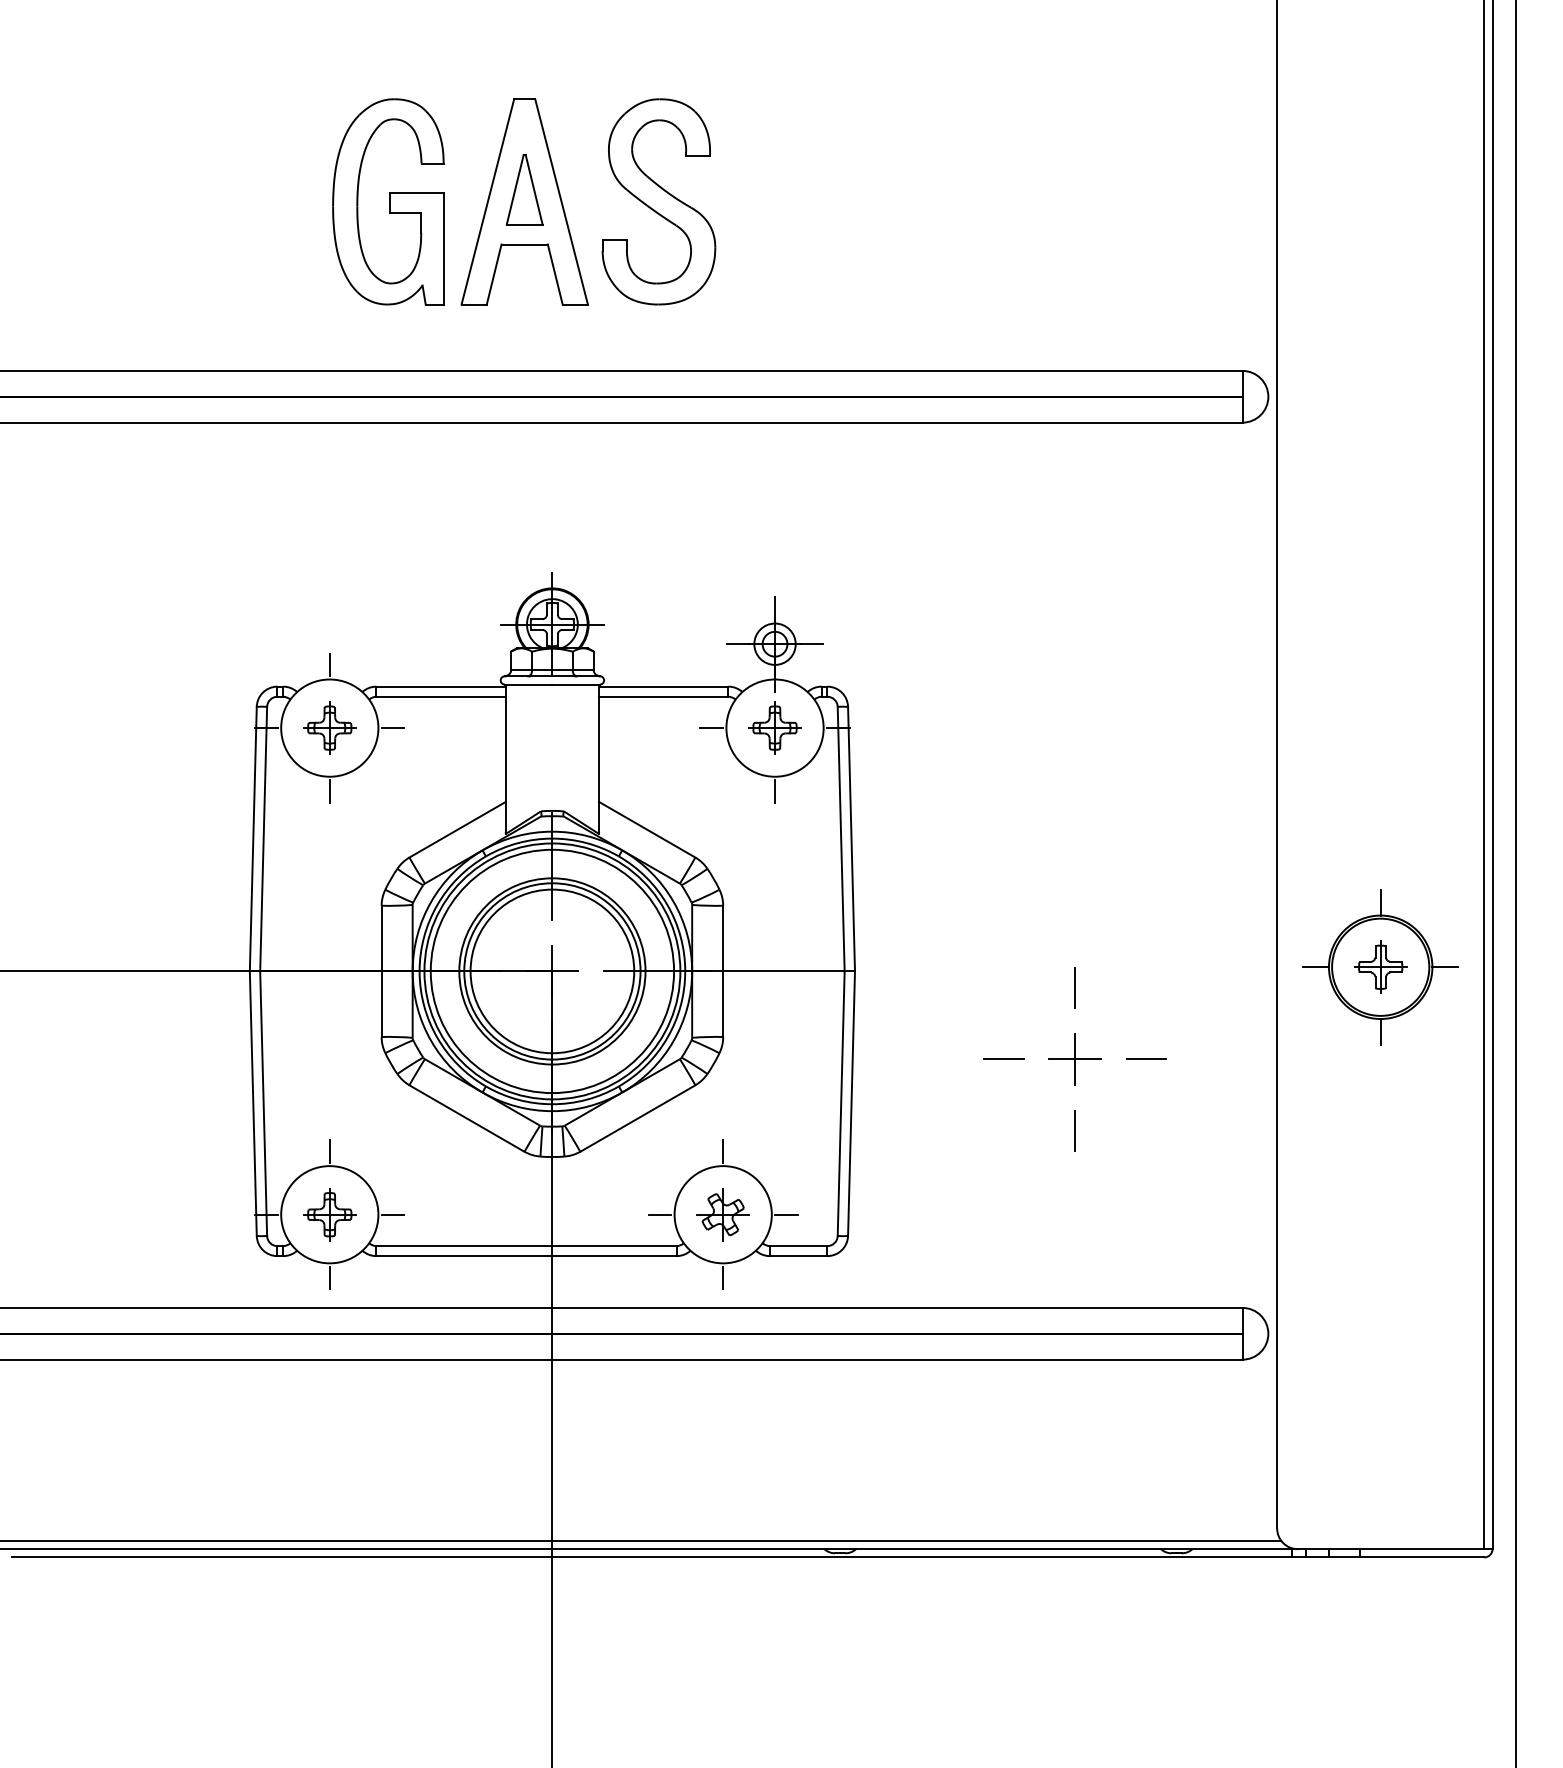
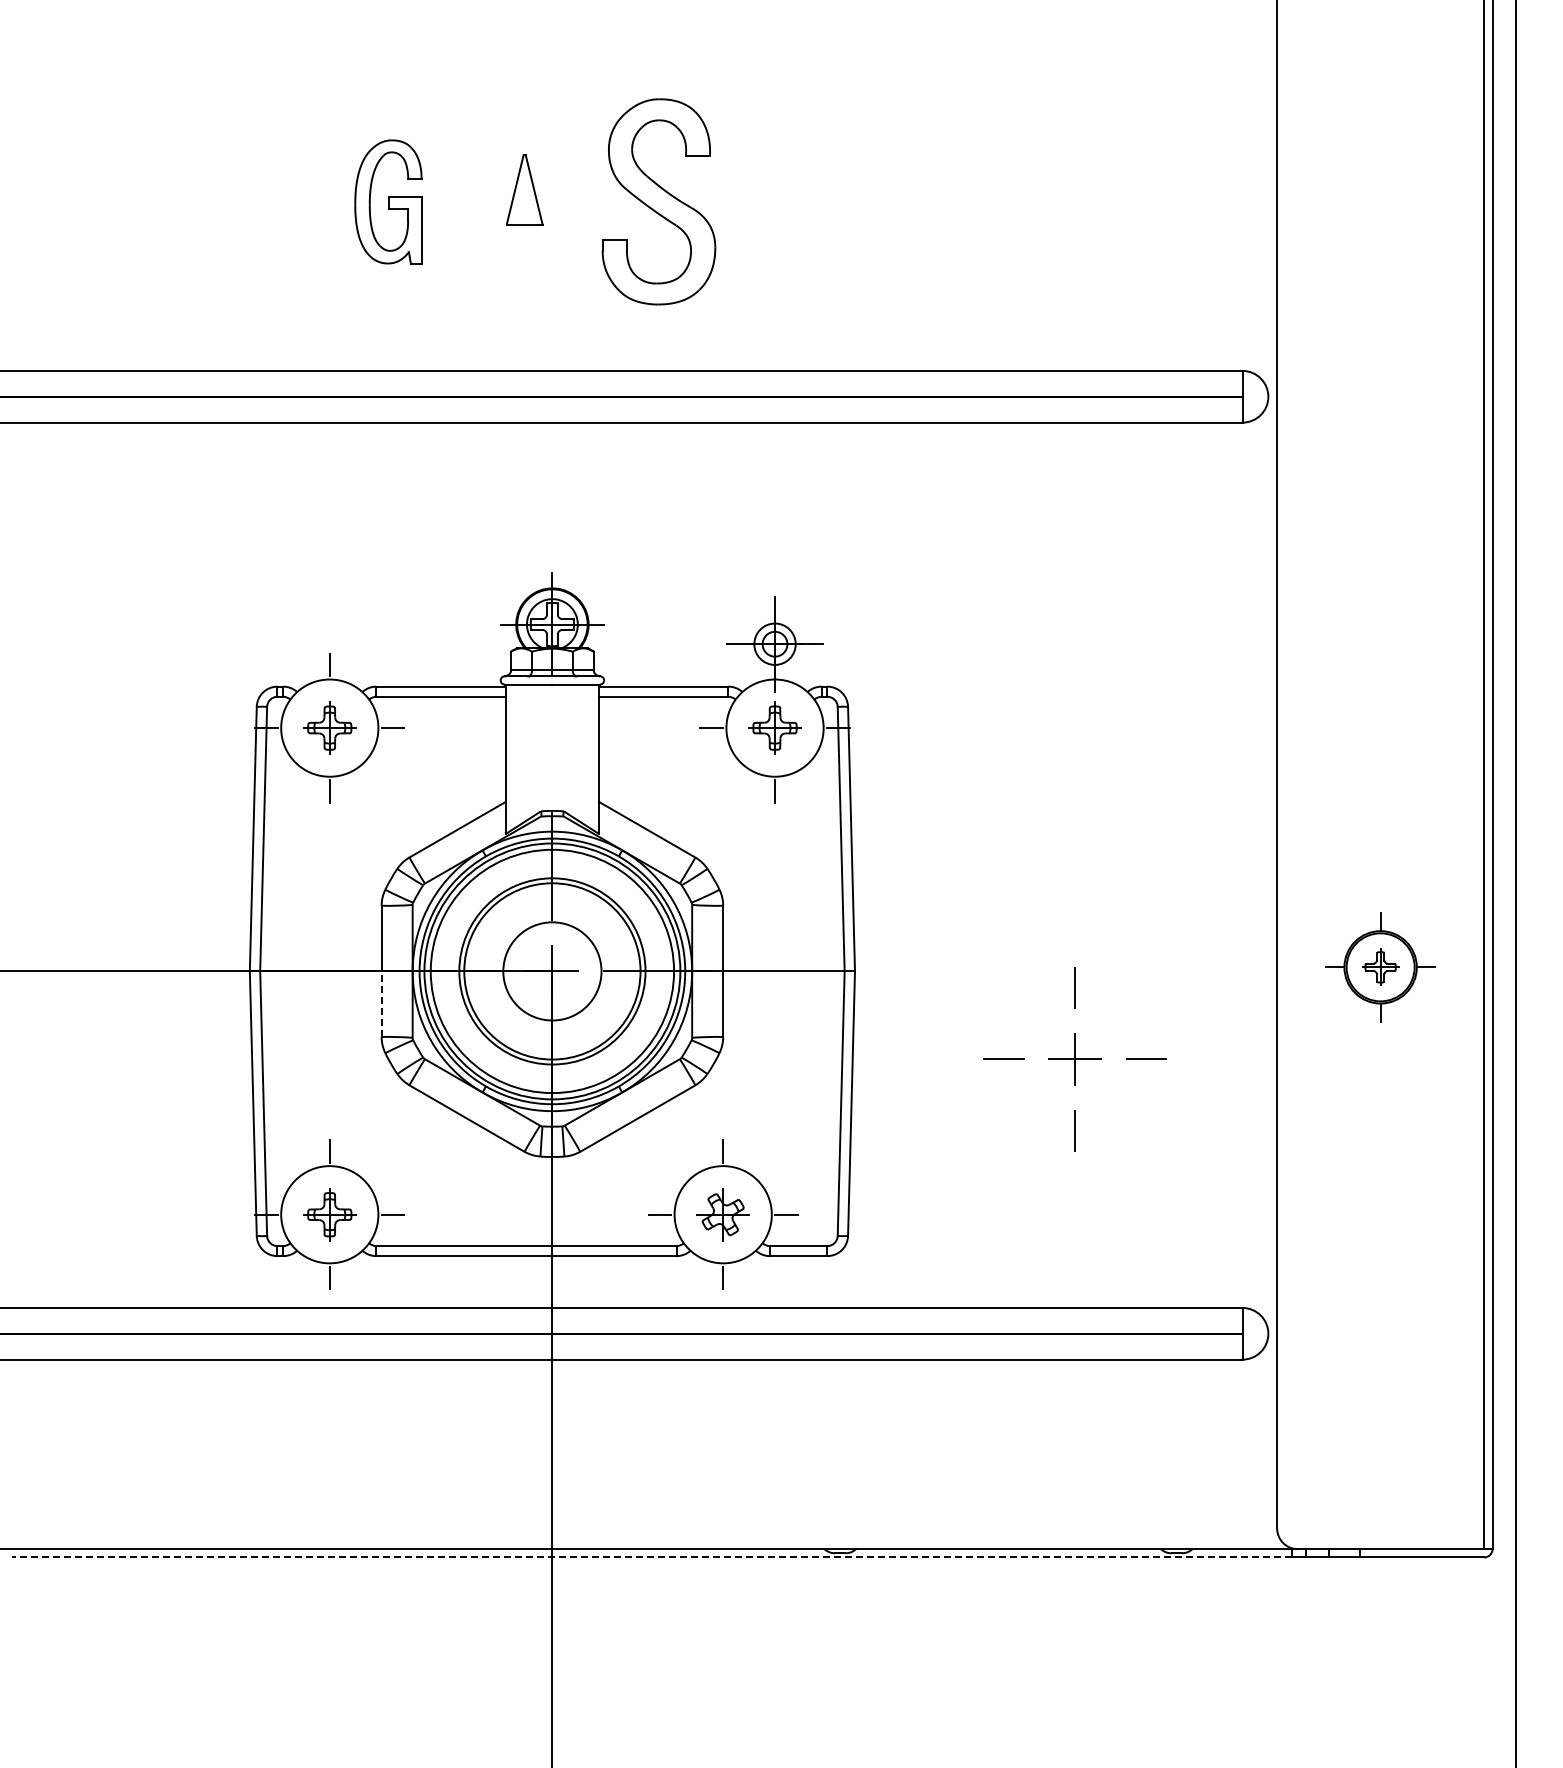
part size: 113x208 px -> 69x126 px (388, 201)
part: present -> none (524, 201)
part size: 157x157 px -> 111x111 px (1380, 967)
circle diameter: 164 px -> 98 px (552, 971)
line: solid -> dashed (381, 1004)
line: present -> none (641, 1540)
line: solid -> dashed (651, 1557)
